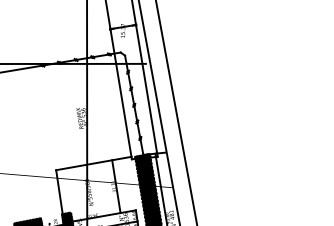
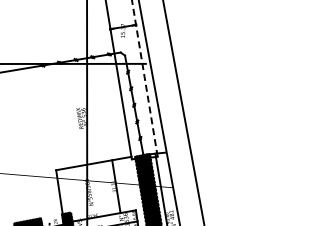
line: solid -> dashed (144, 78)
line position: (176, 112) -> (183, 112) (183, 112)
